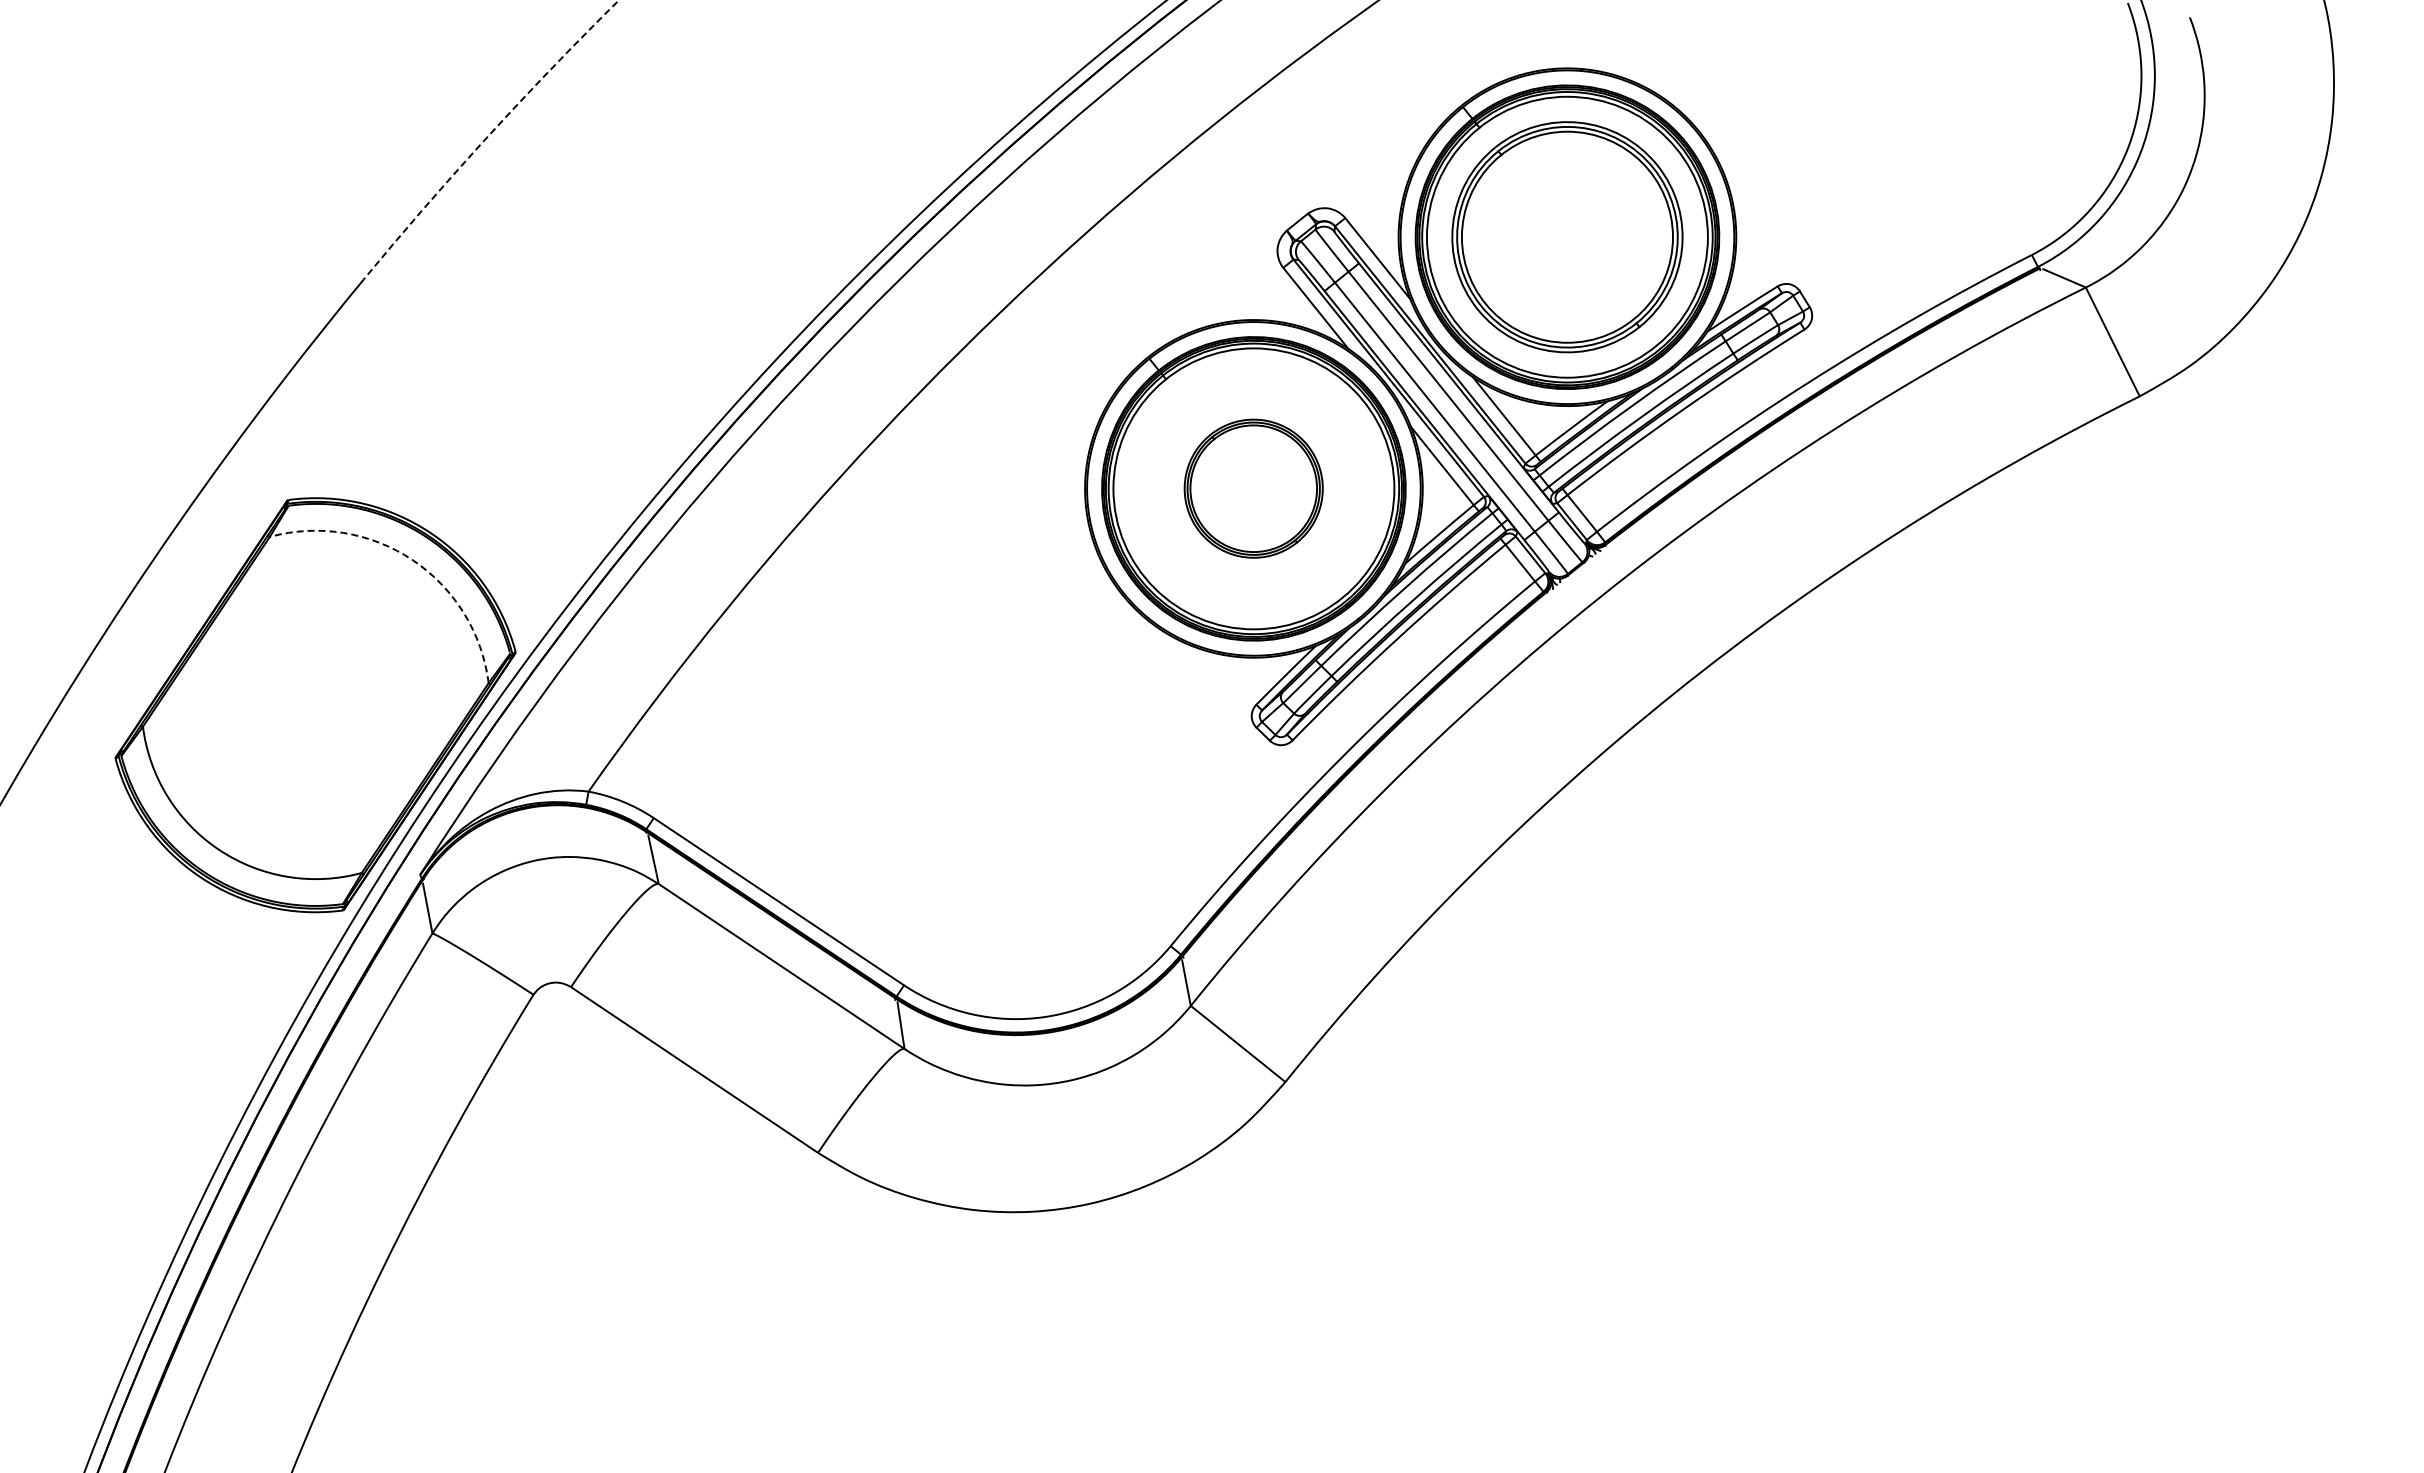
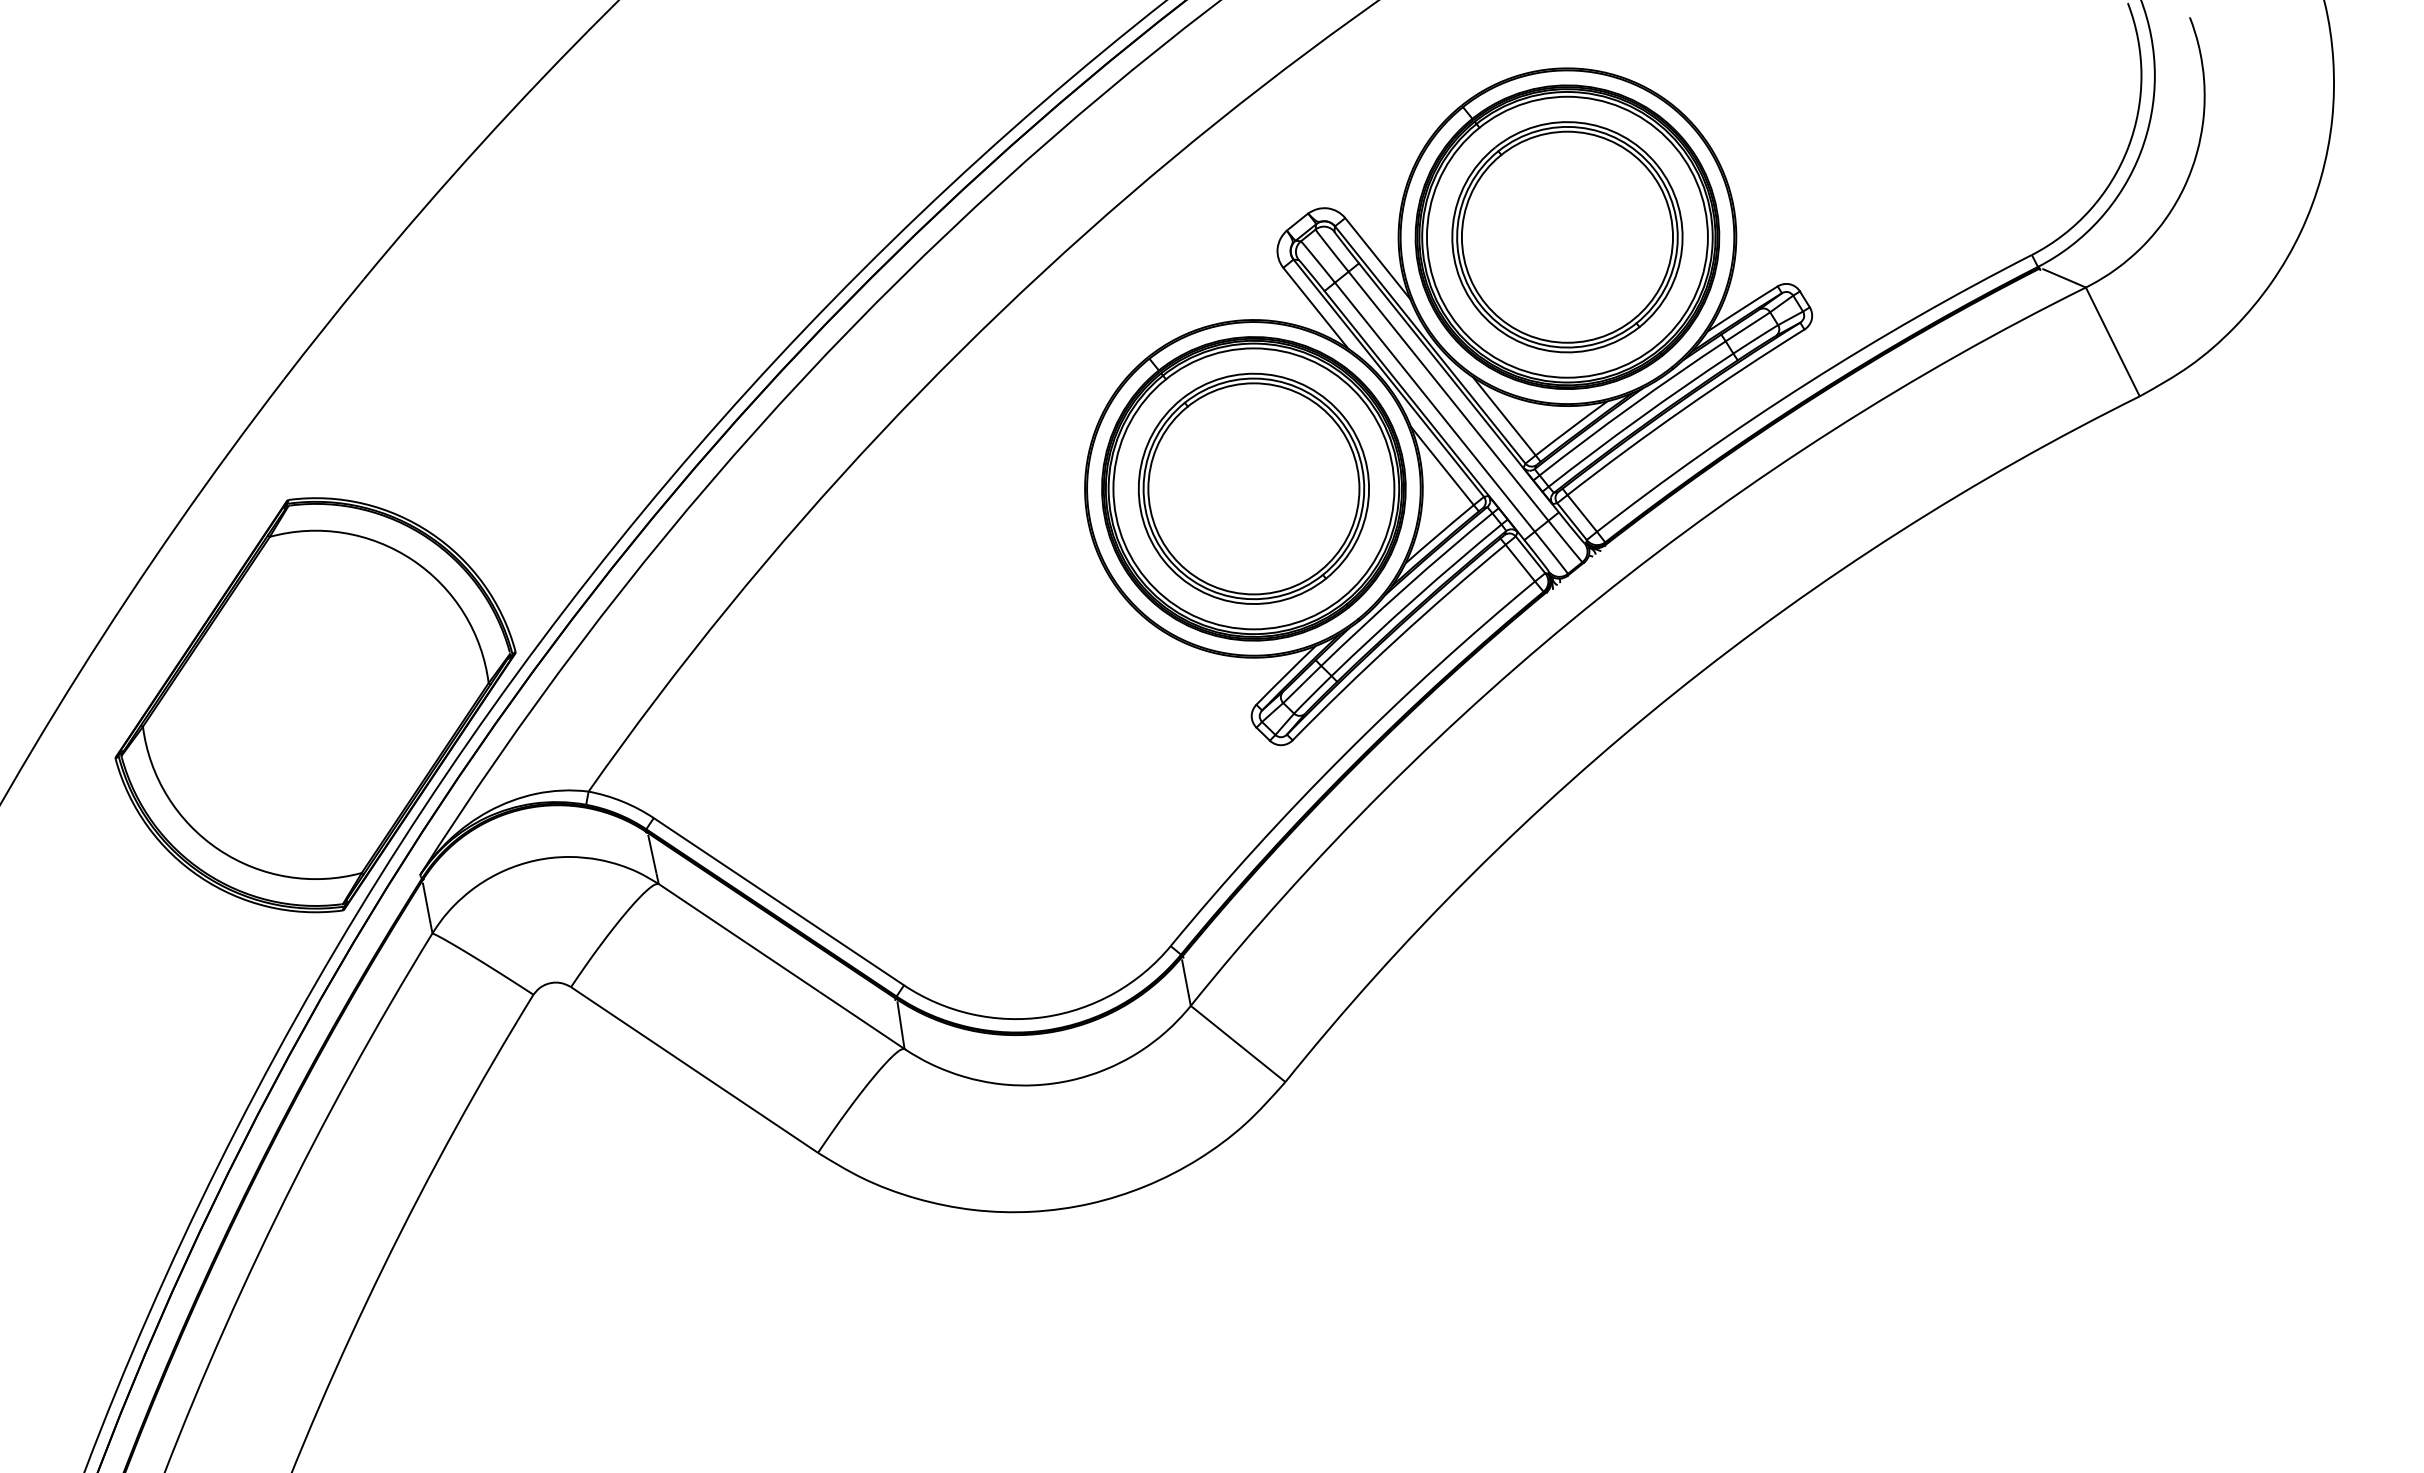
arc: dashed -> solid (487, 136)
part size: 141x141 px -> 233x233 px (1253, 488)
arc: dashed -> solid (412, 560)
